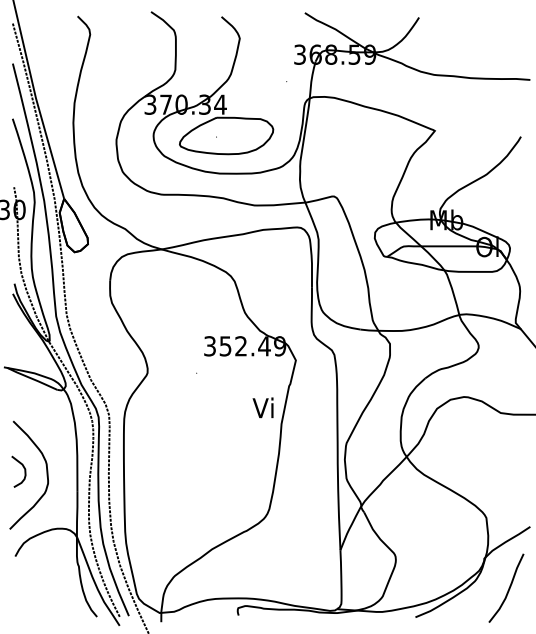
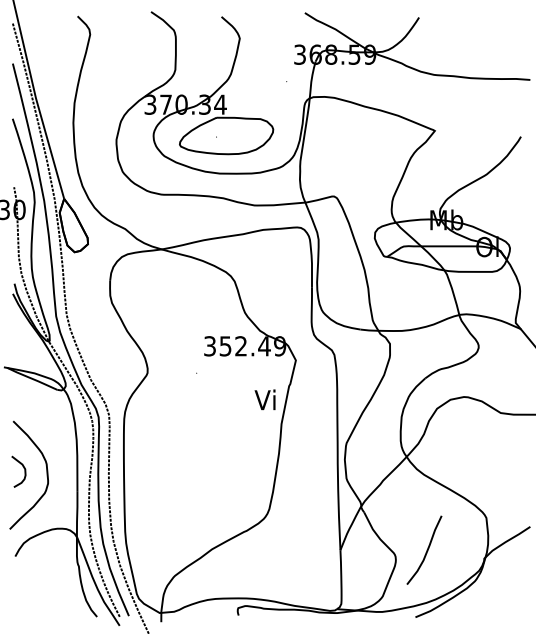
text position: (262, 407) -> (264, 399) (264, 399)
curve position: (508, 588) -> (426, 550) (426, 550)
